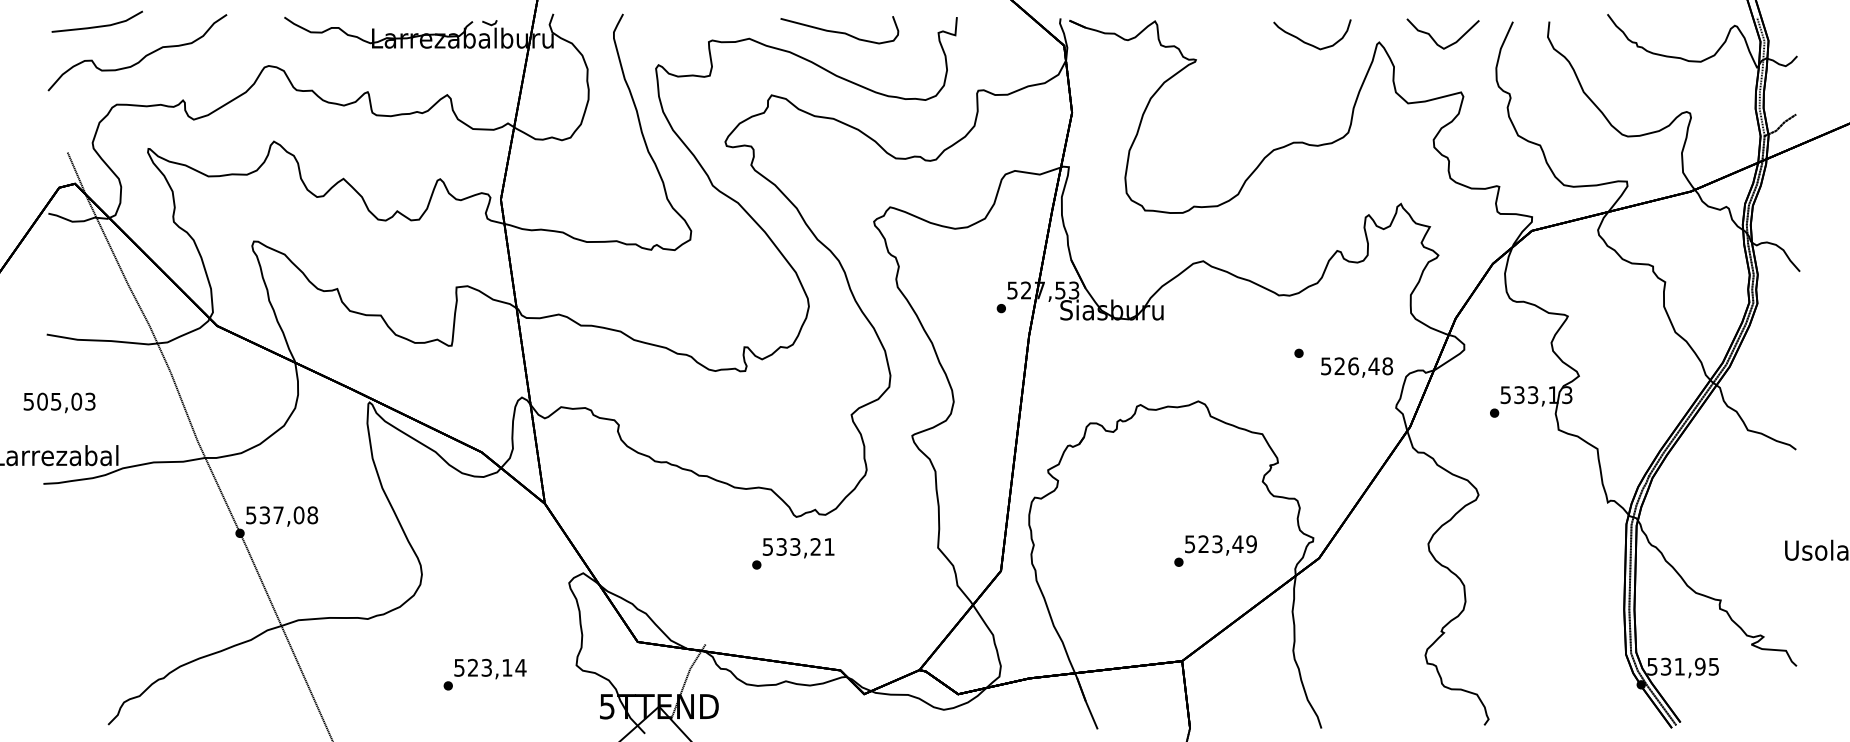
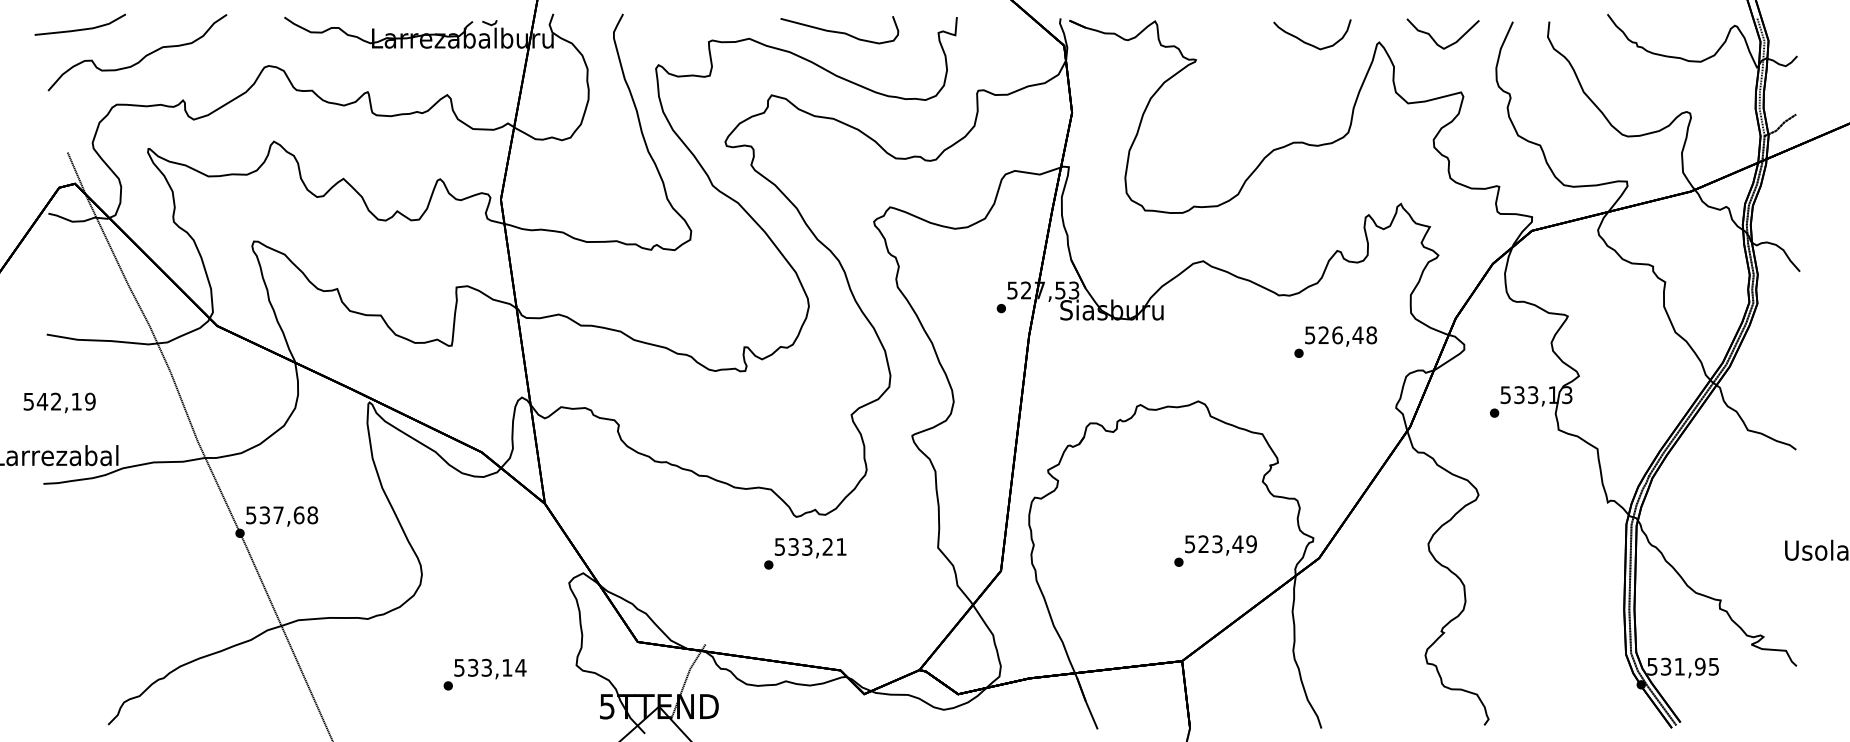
part position: (96, 21) -> (79, 24) (79, 24)
text position: (1357, 367) -> (1341, 336) (1341, 336)
text: 505,03 -> 542,19 (65, 401)
text: 537,08 -> 537,68 (298, 515)
text position: (793, 553) -> (805, 553) (805, 553)
text: 523,14 -> 533,14 (473, 667)
